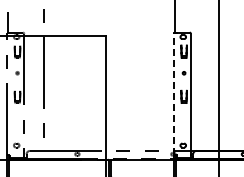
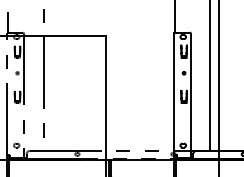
line: none -> present (210, 76)
line: dashed -> solid (173, 93)
